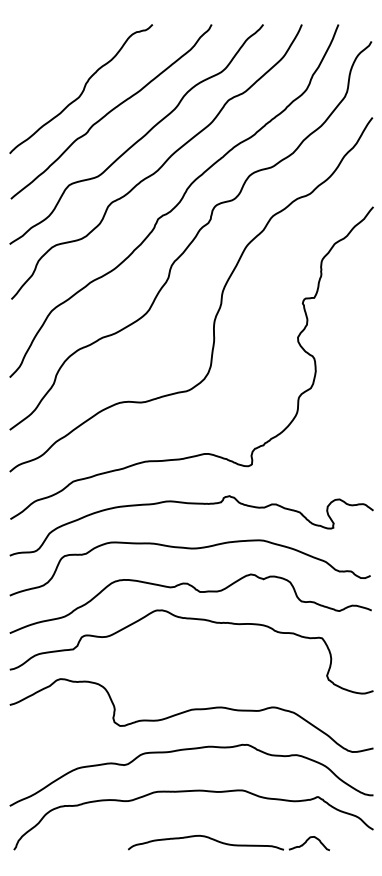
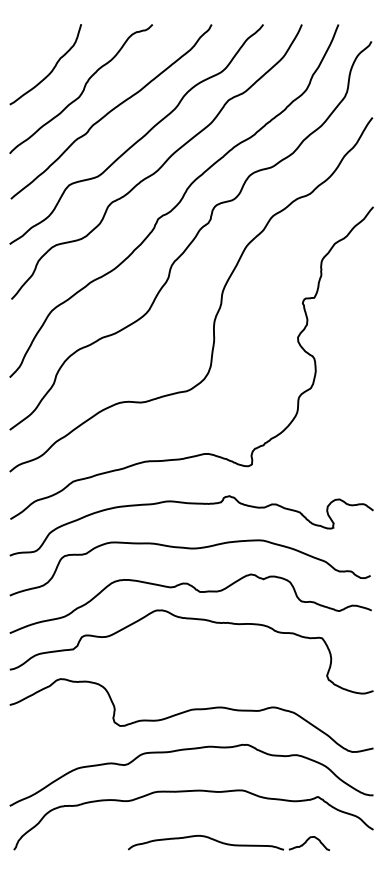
curve: none -> present (52, 68)
